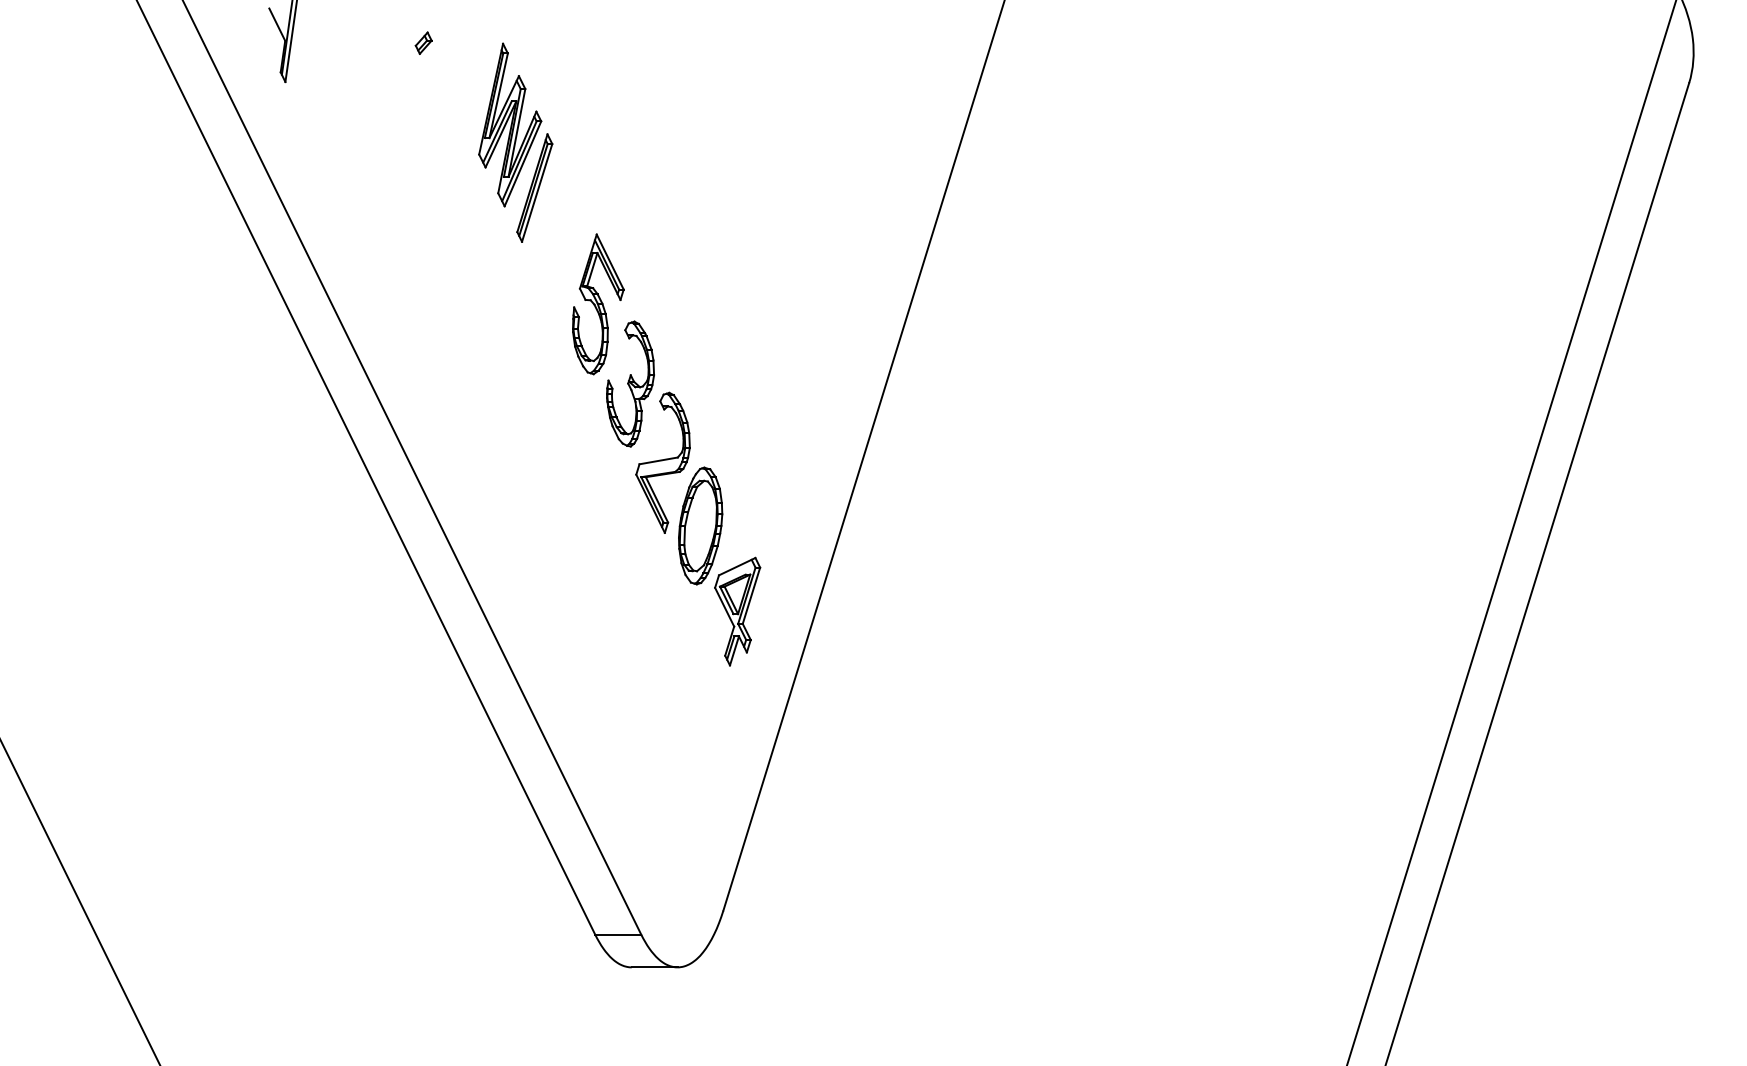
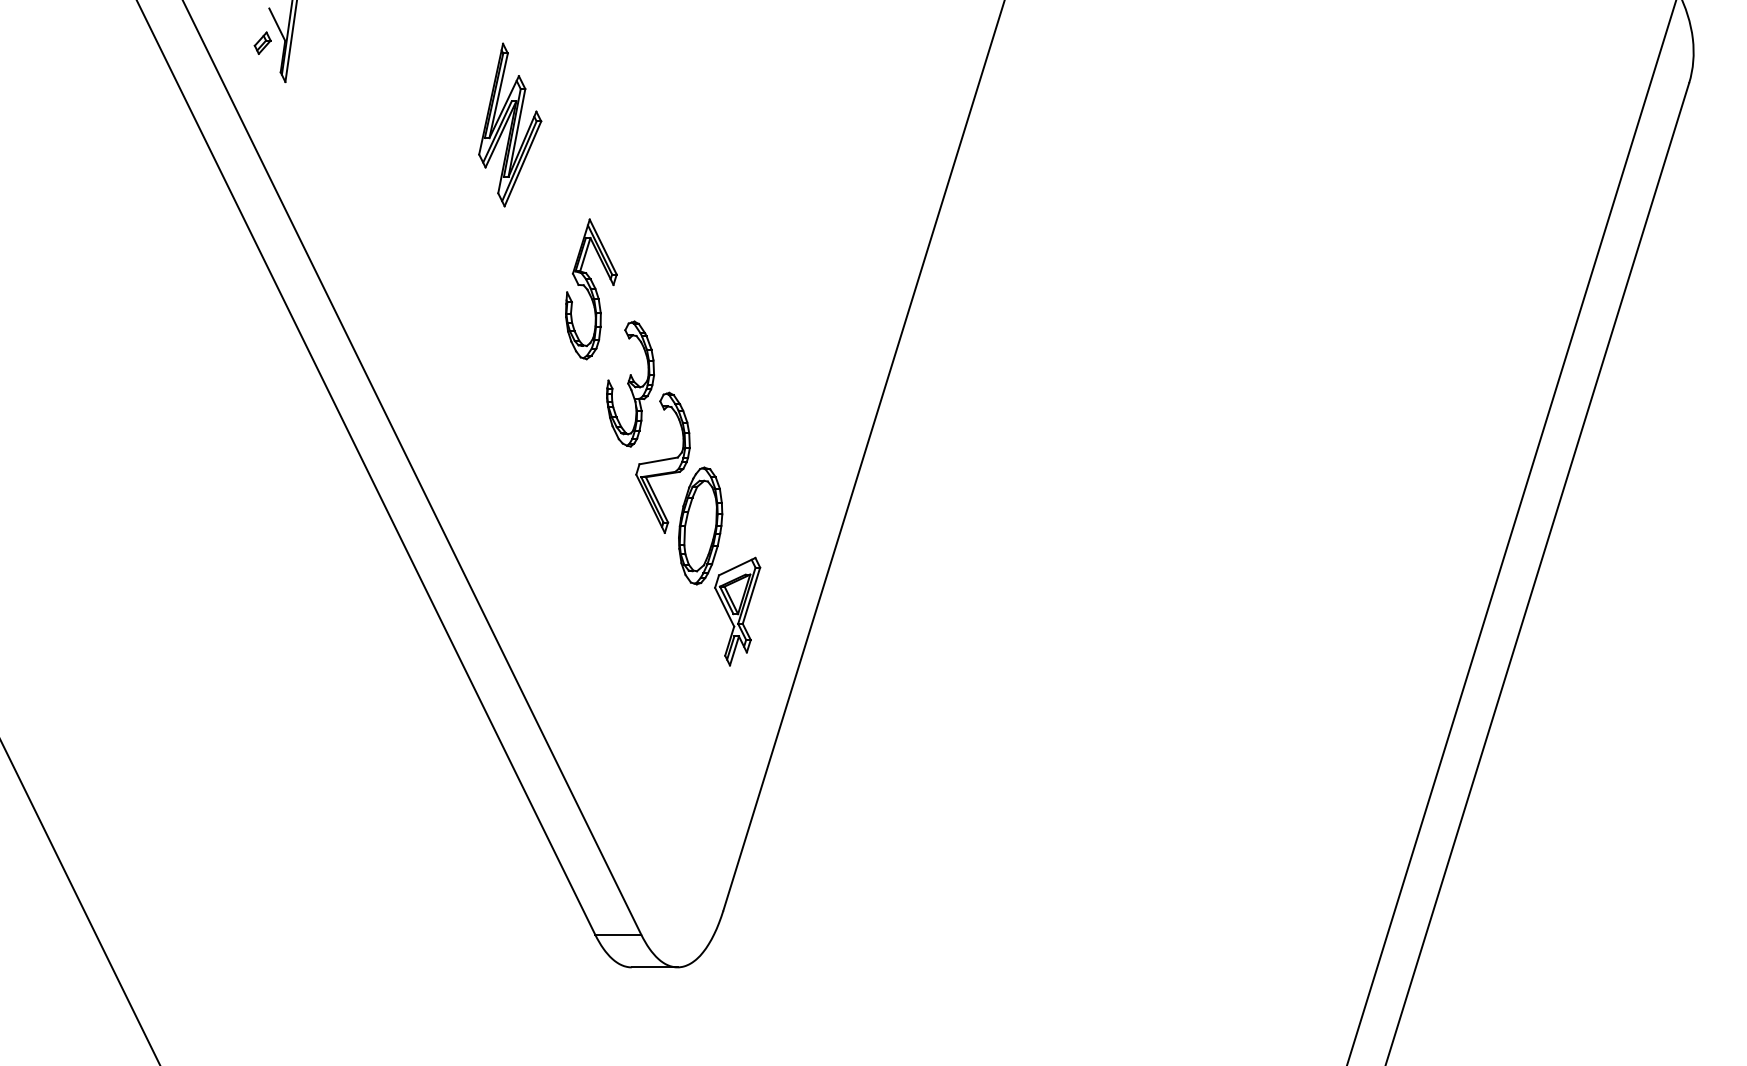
part position: (423, 42) -> (262, 42) (262, 42)
part: present -> none (534, 187)
part position: (598, 304) -> (591, 289) (591, 289)
